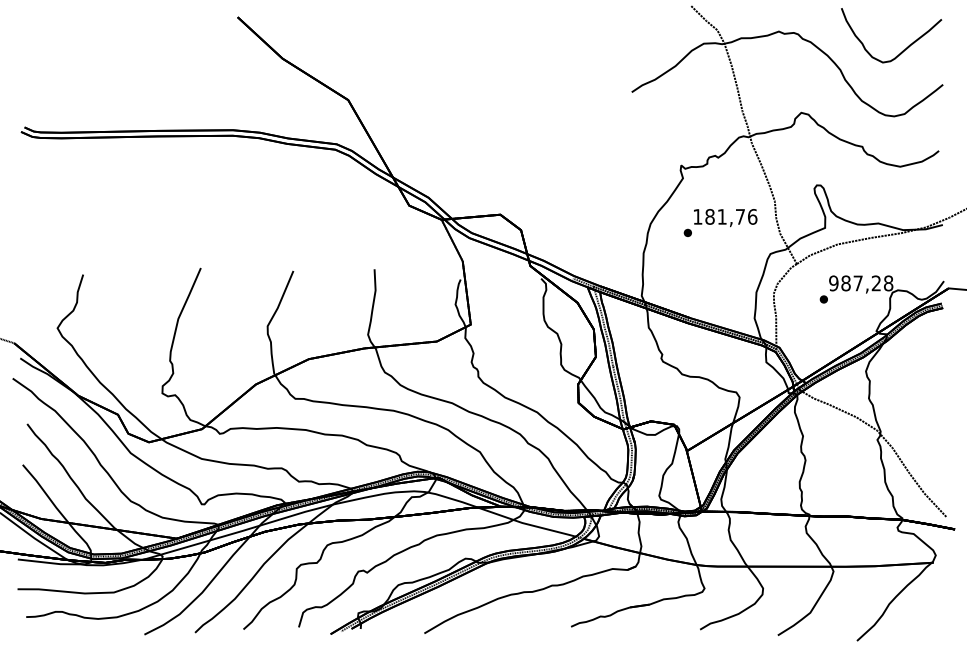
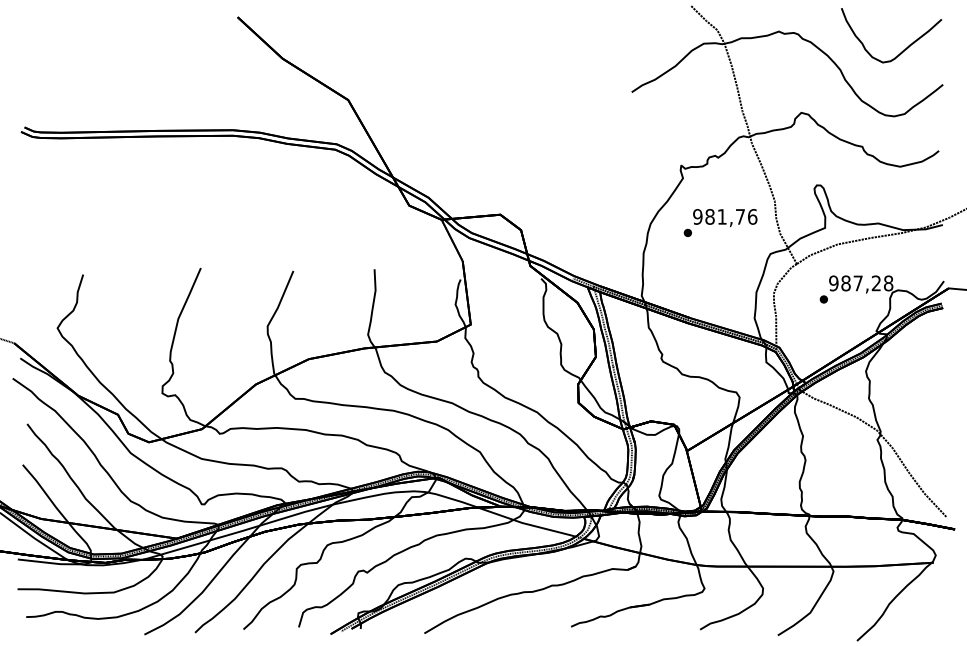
text: 181,76 -> 981,76 (697, 216)
